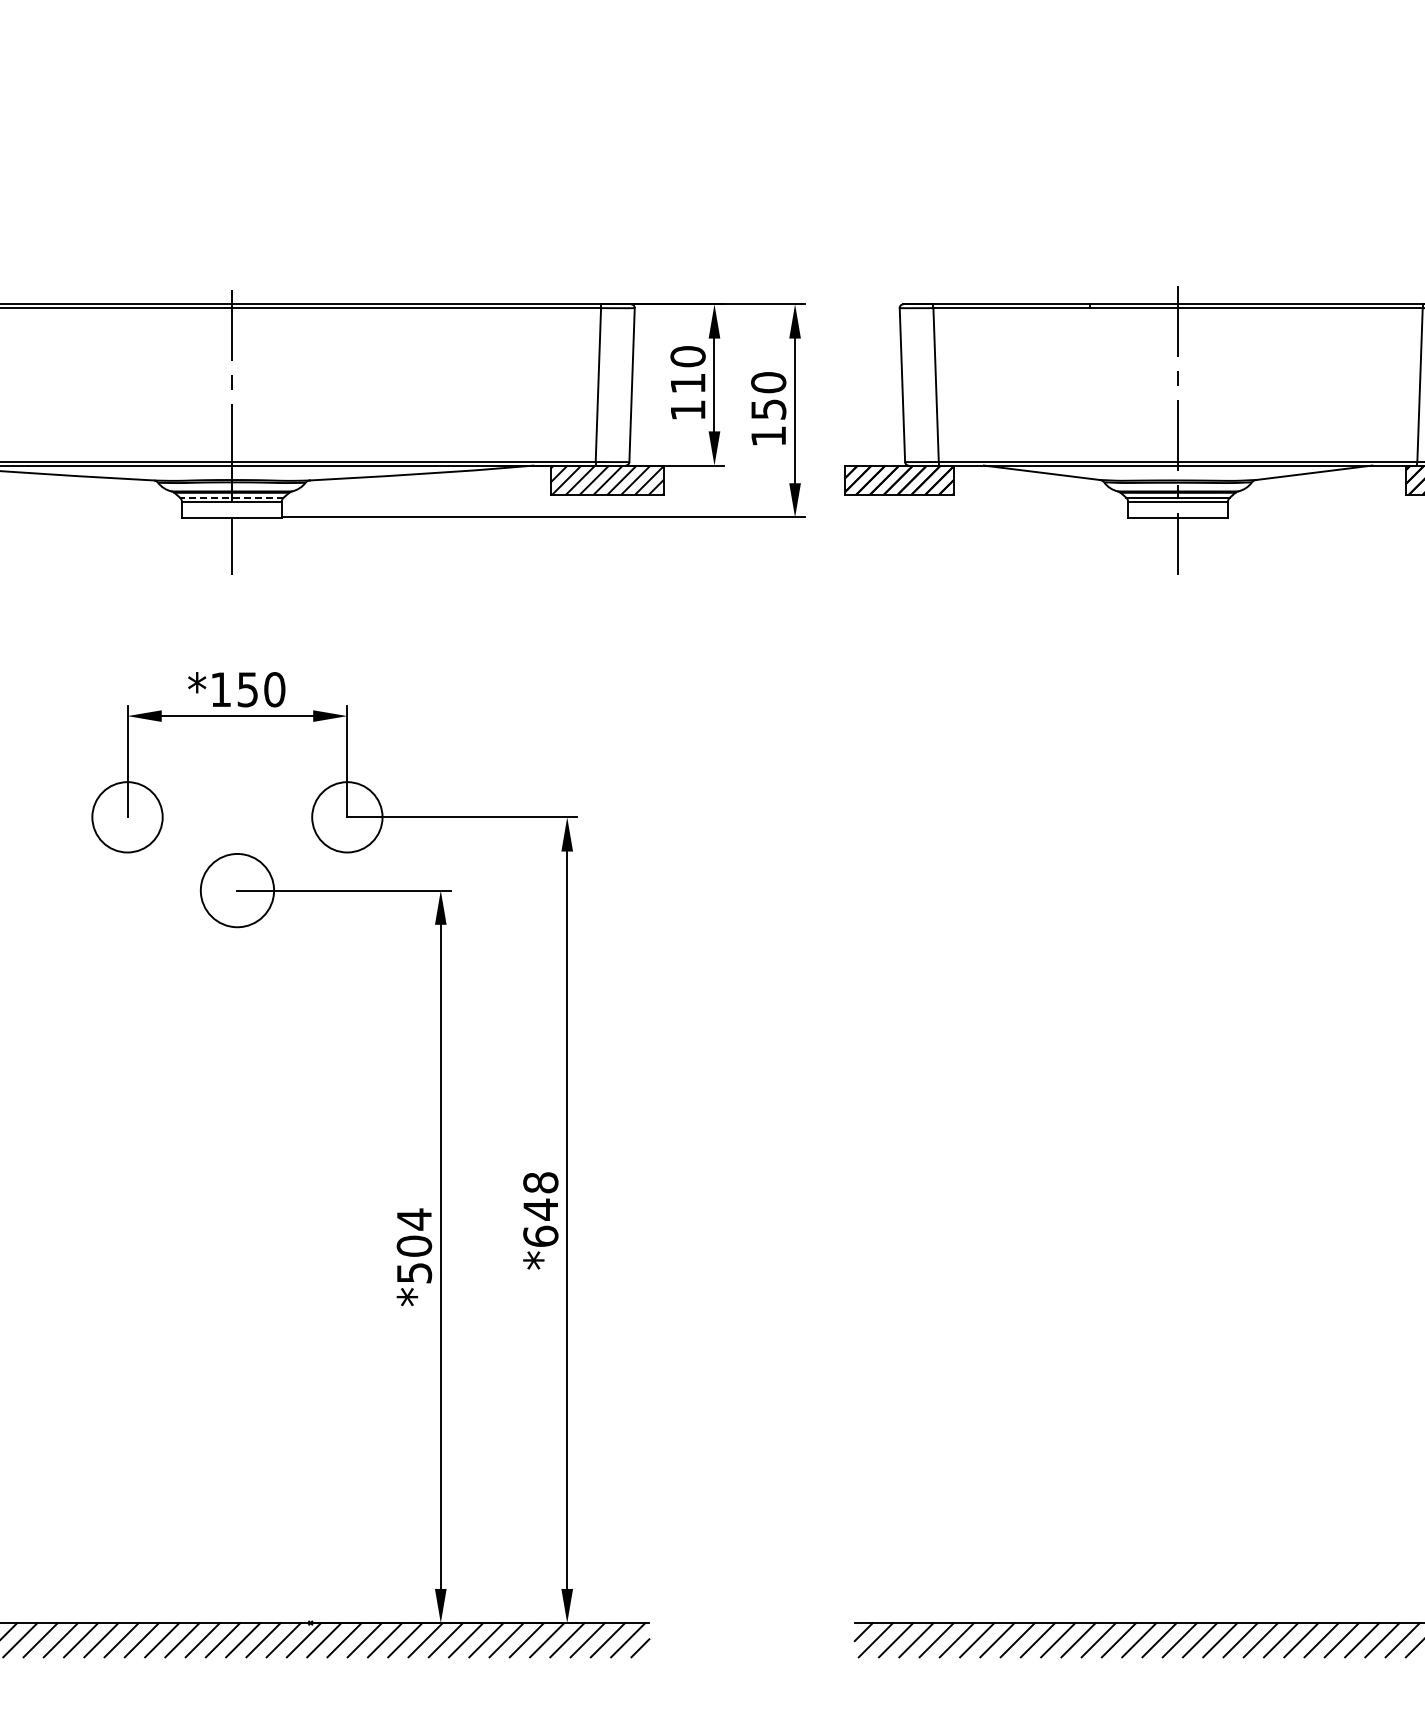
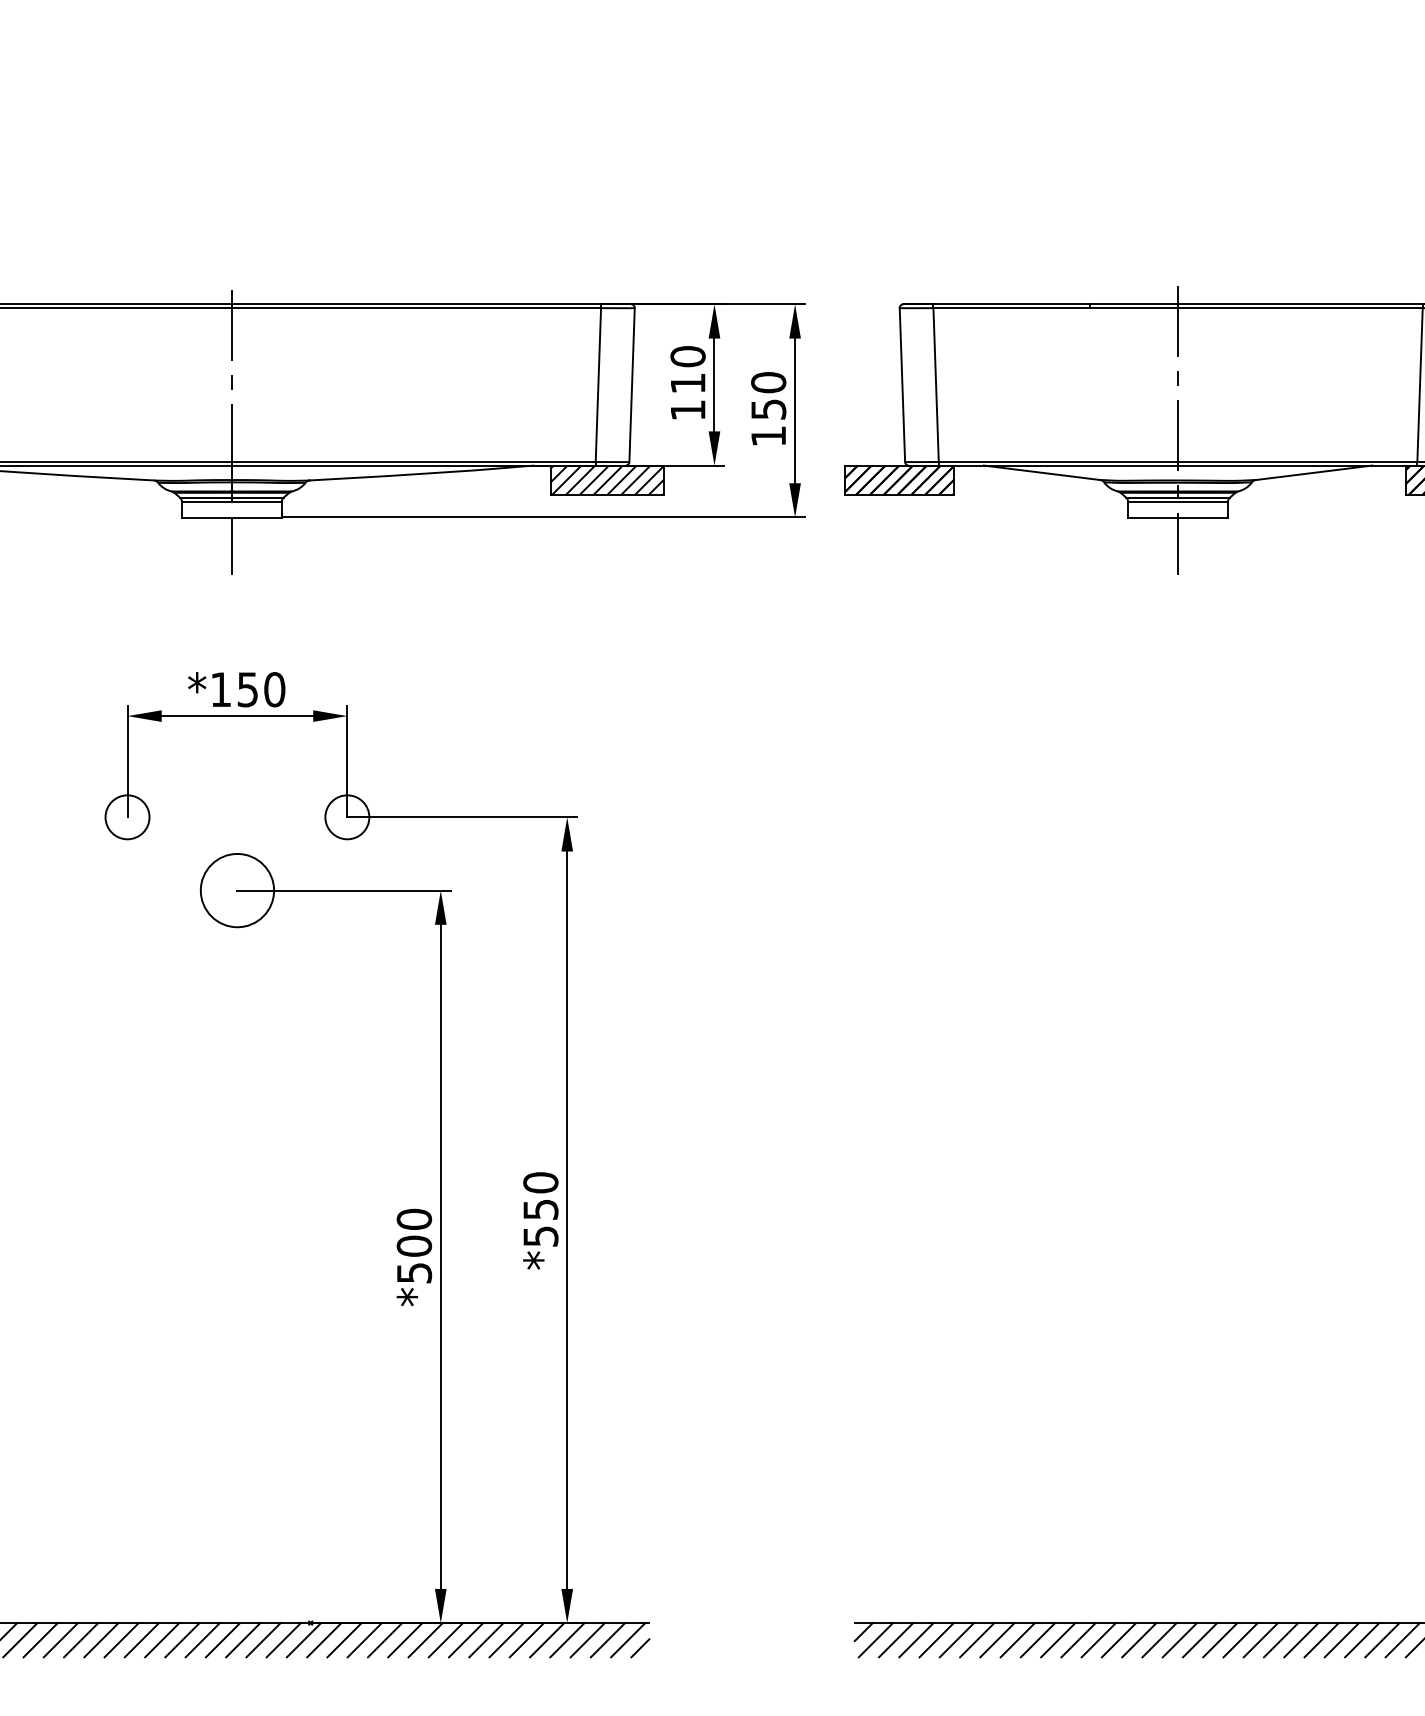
line: dashed -> solid (231, 497)
circle diameter: 70 px -> 44 px (127, 817)
circle diameter: 70 px -> 44 px (347, 817)
text: *648 -> *550 (540, 1209)
text: *504 -> *500 (414, 1219)
